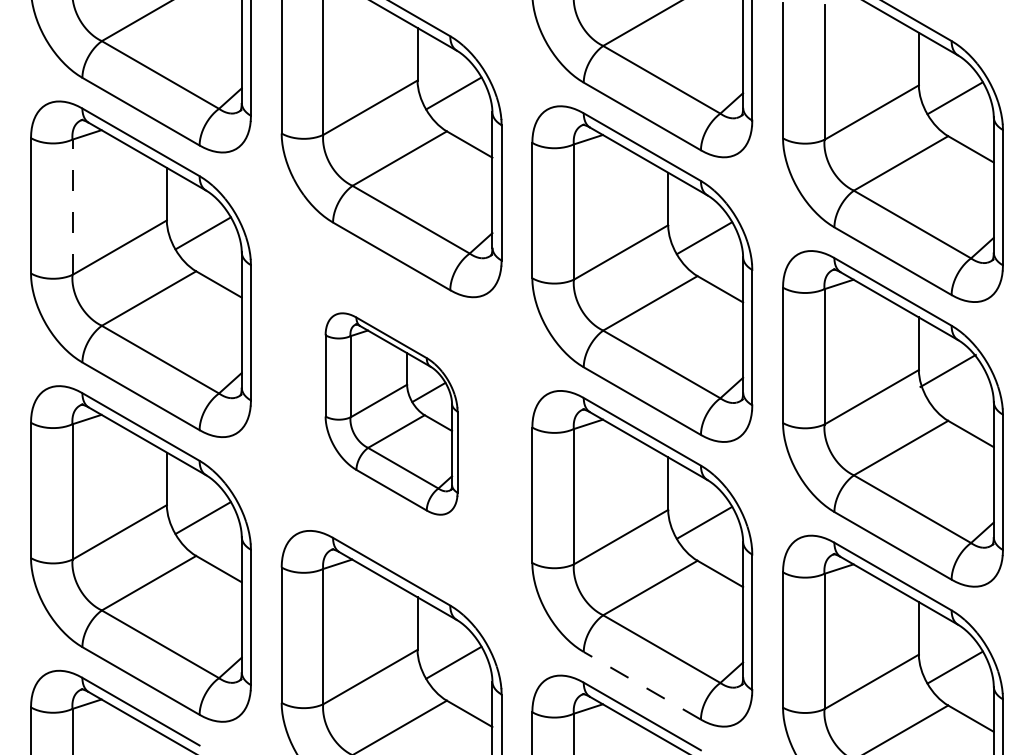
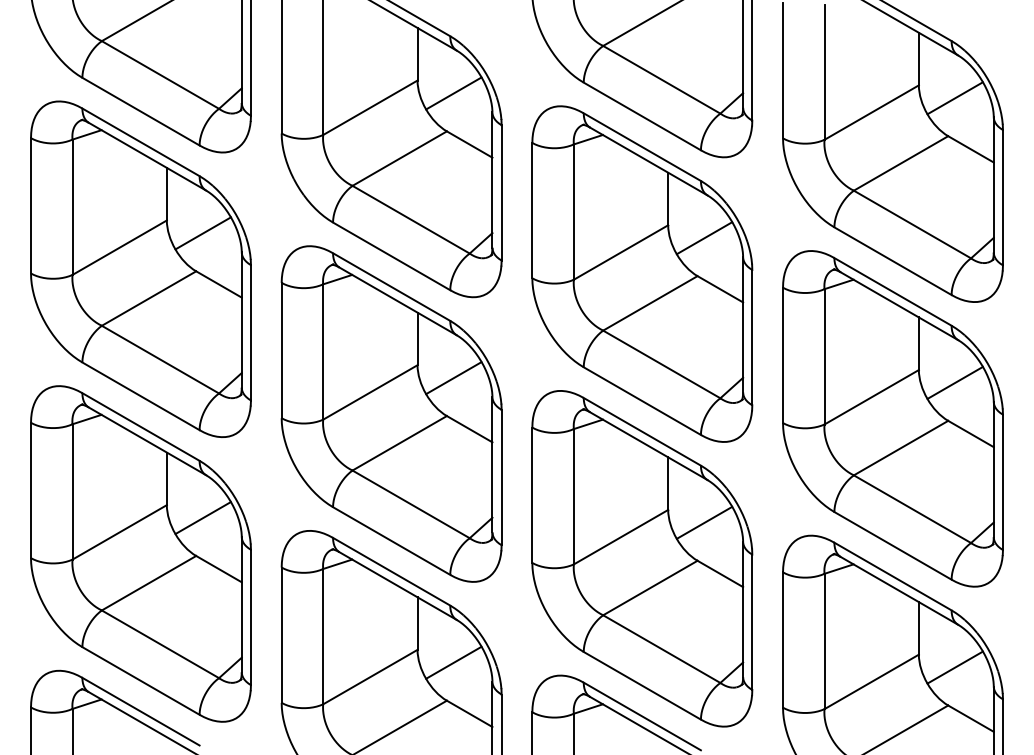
line: dashed -> solid (72, 207)
line position: (947, 370) -> (954, 382) (954, 382)
part size: 135x204 px -> 223x338 px (391, 413)
line: dashed -> solid (642, 685)
